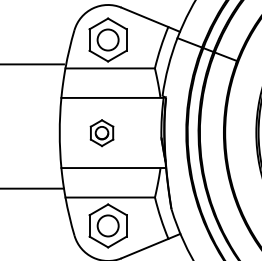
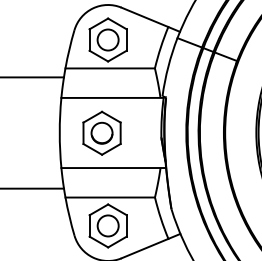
line position: (32, 64) -> (32, 77) (32, 77)
part size: 26x29 px -> 40x46 px (101, 132)
